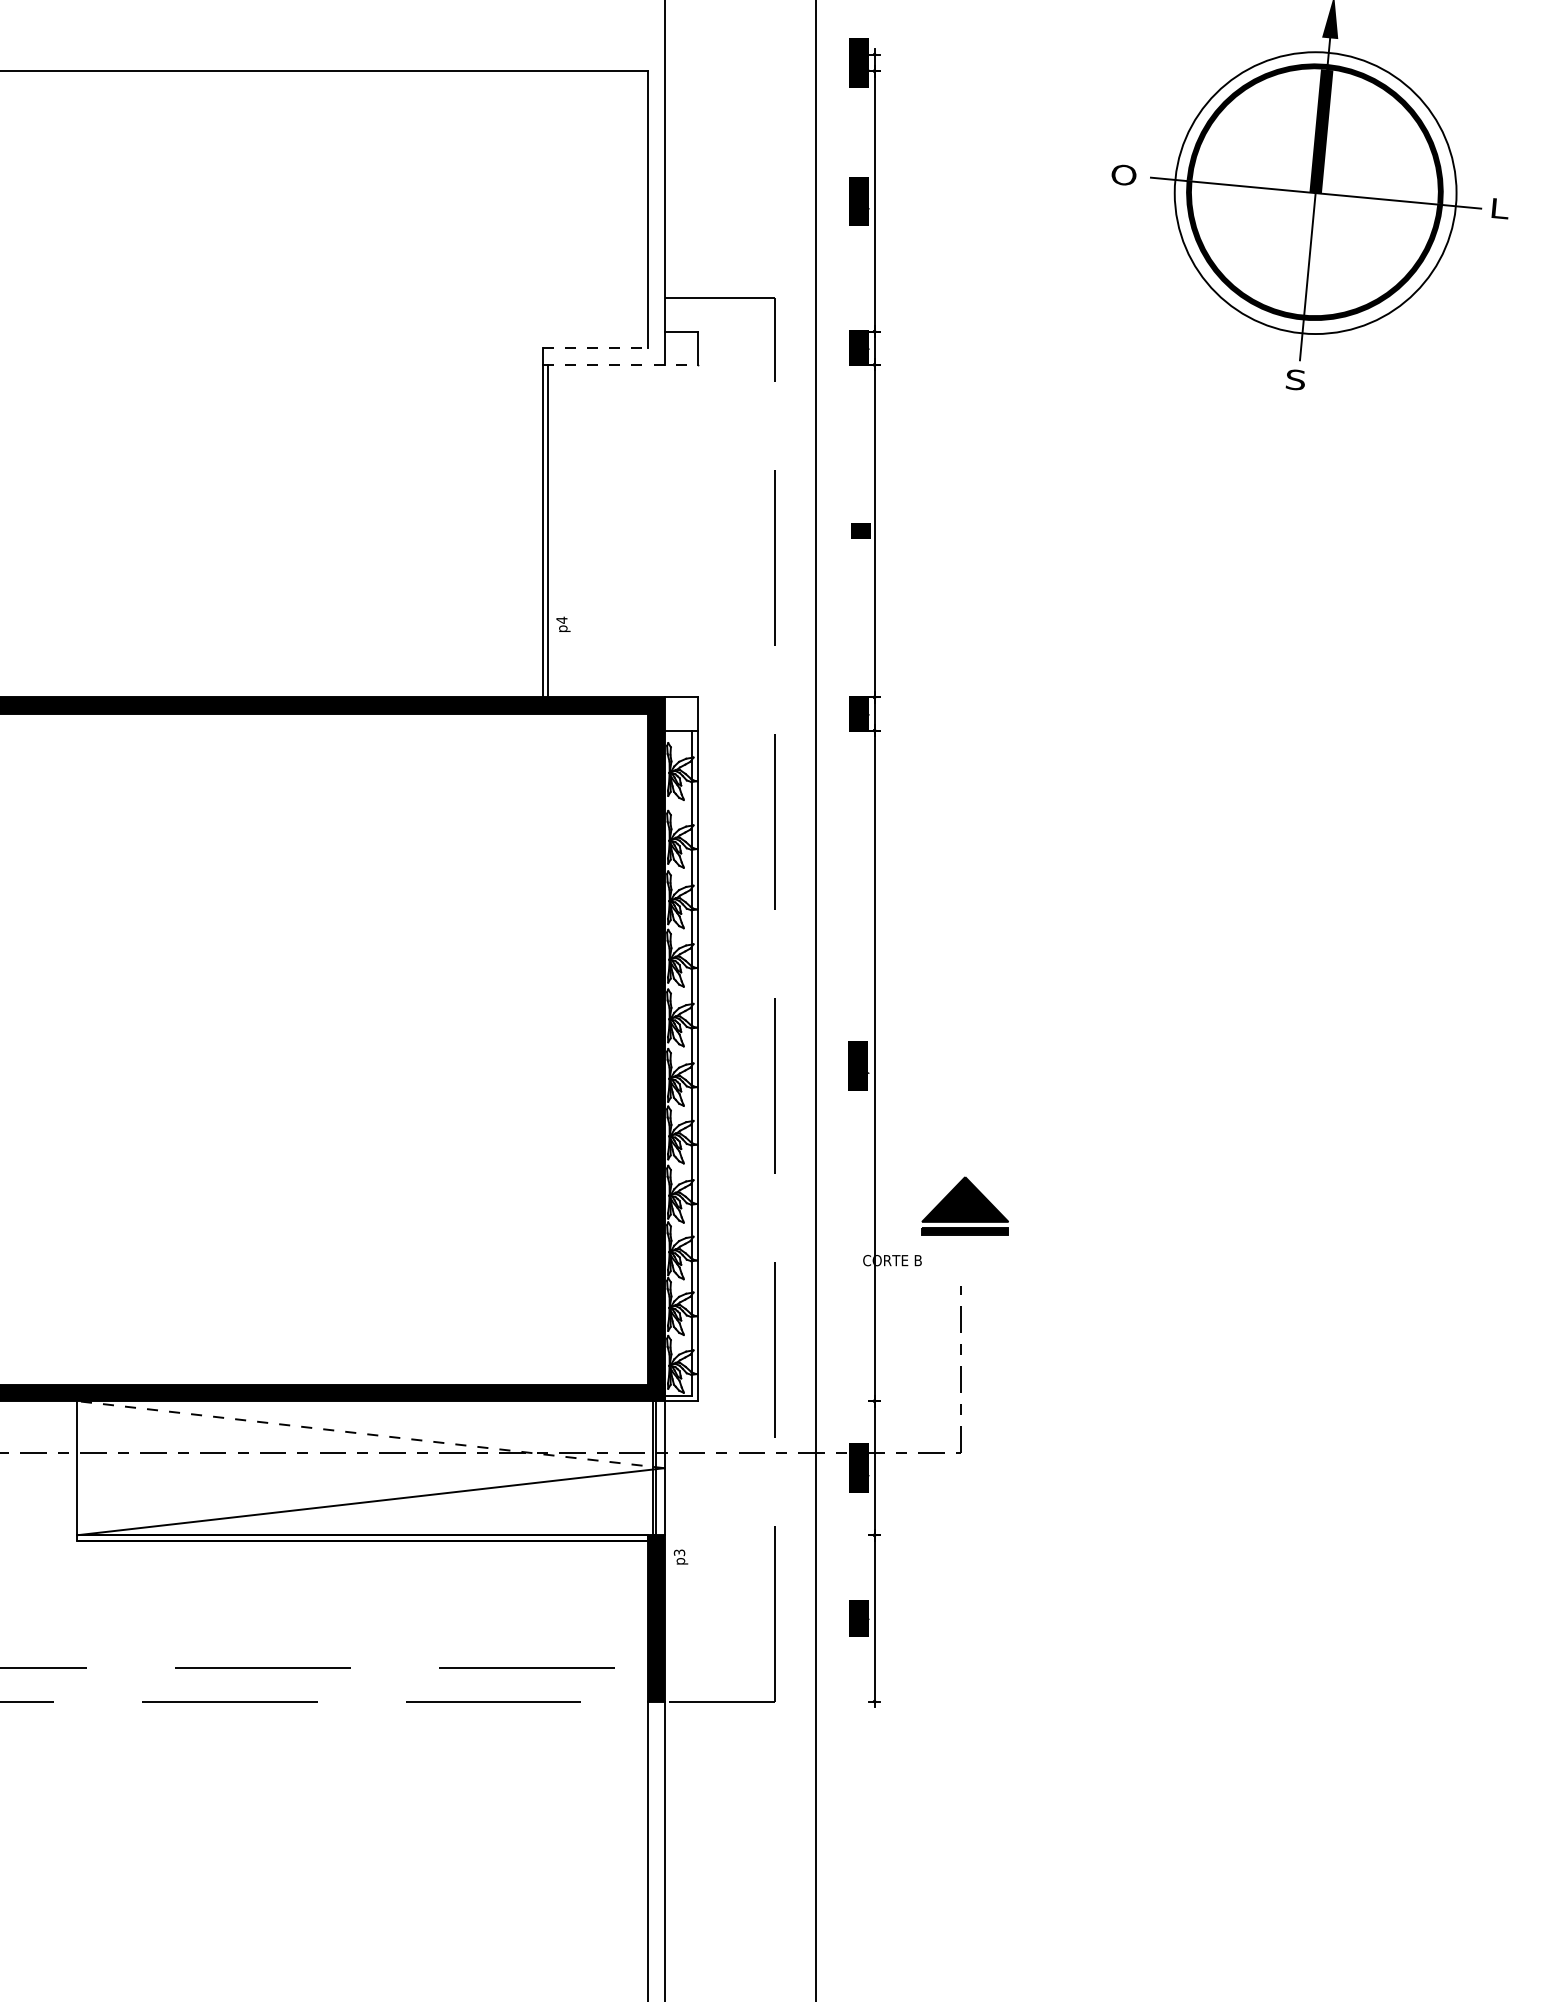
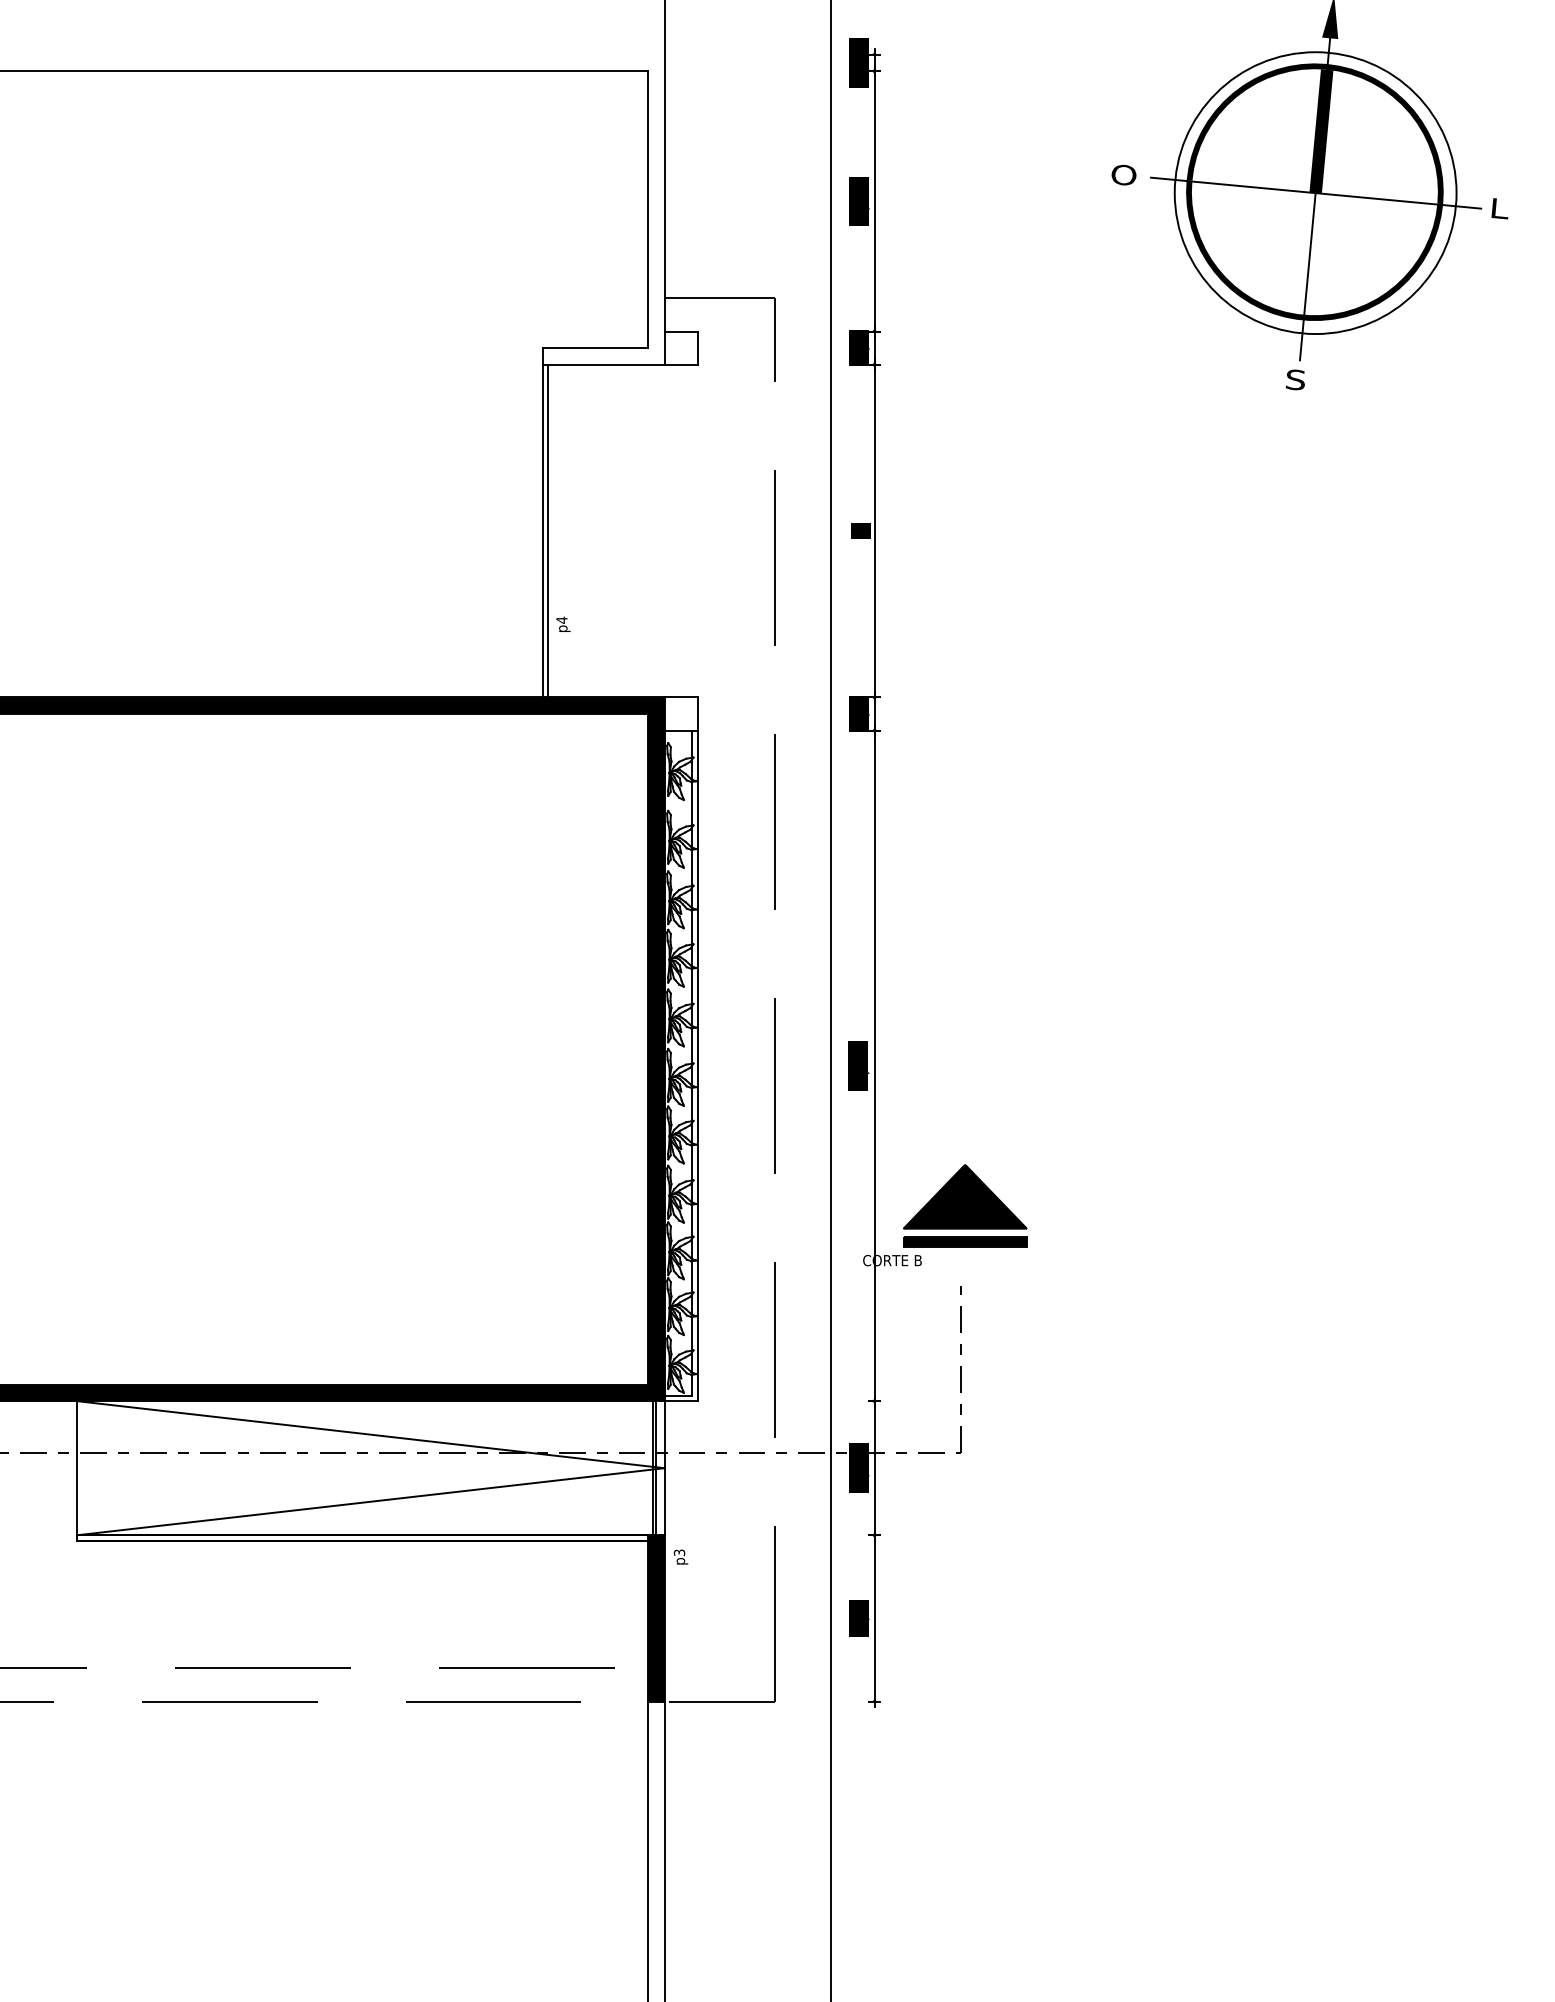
line: dashed -> solid (595, 348)
line: dashed -> solid (620, 364)
line position: (815, 1000) -> (830, 1000) (830, 1000)
part size: 88x60 px -> 125x84 px (965, 1205)
line: dashed -> solid (370, 1434)
